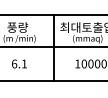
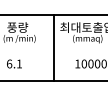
line: present -> none (53, 47)
text position: (19, 63) -> (14, 63) (14, 63)
